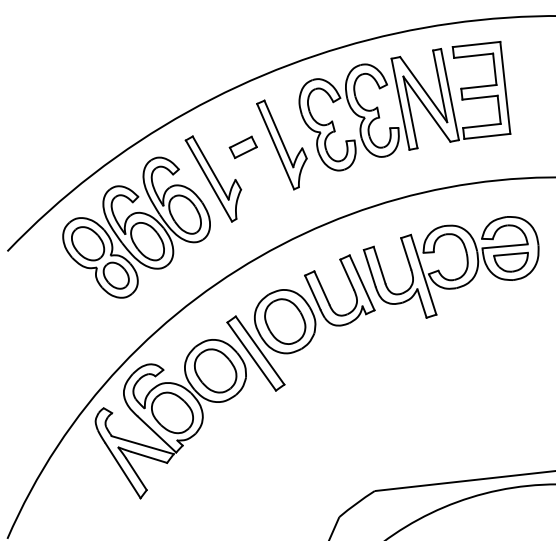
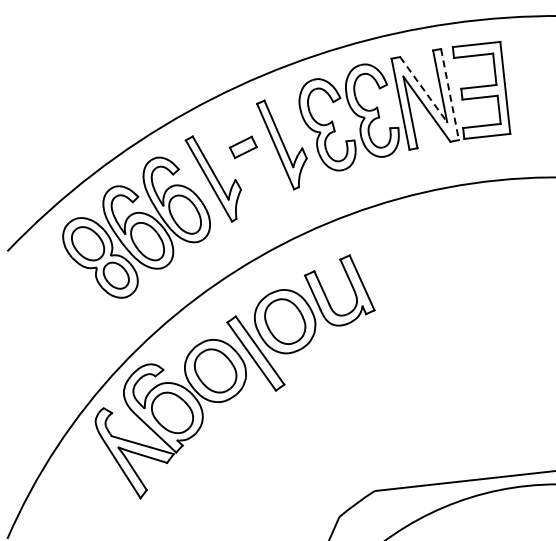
line: solid -> dashed (423, 90)
line: solid -> dashed (450, 95)
part: present -> none (441, 273)
